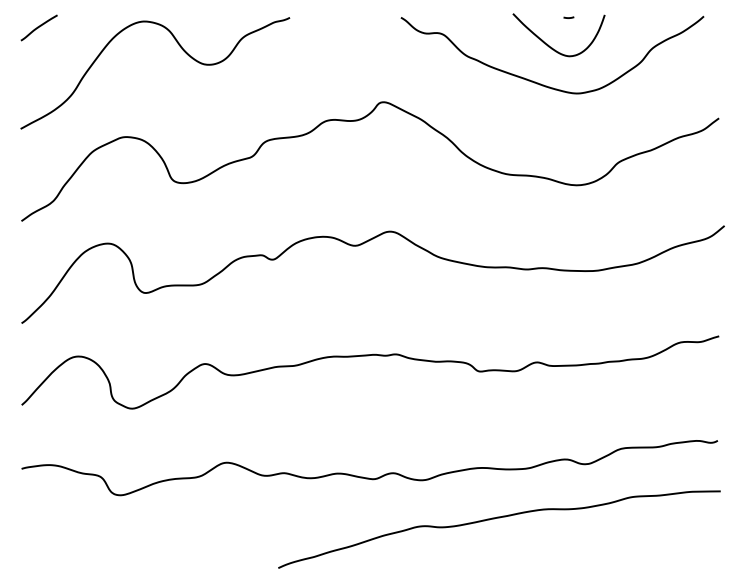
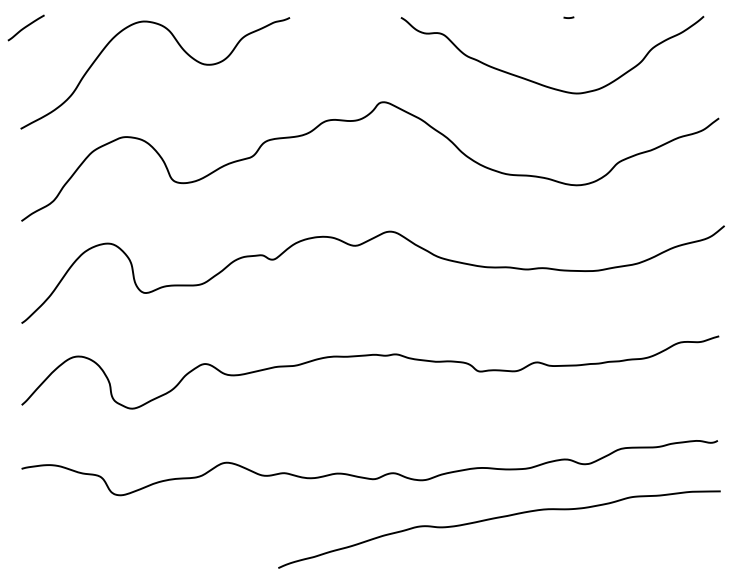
curve position: (38, 27) -> (25, 27) (25, 27)
curve: present -> none (552, 47)
